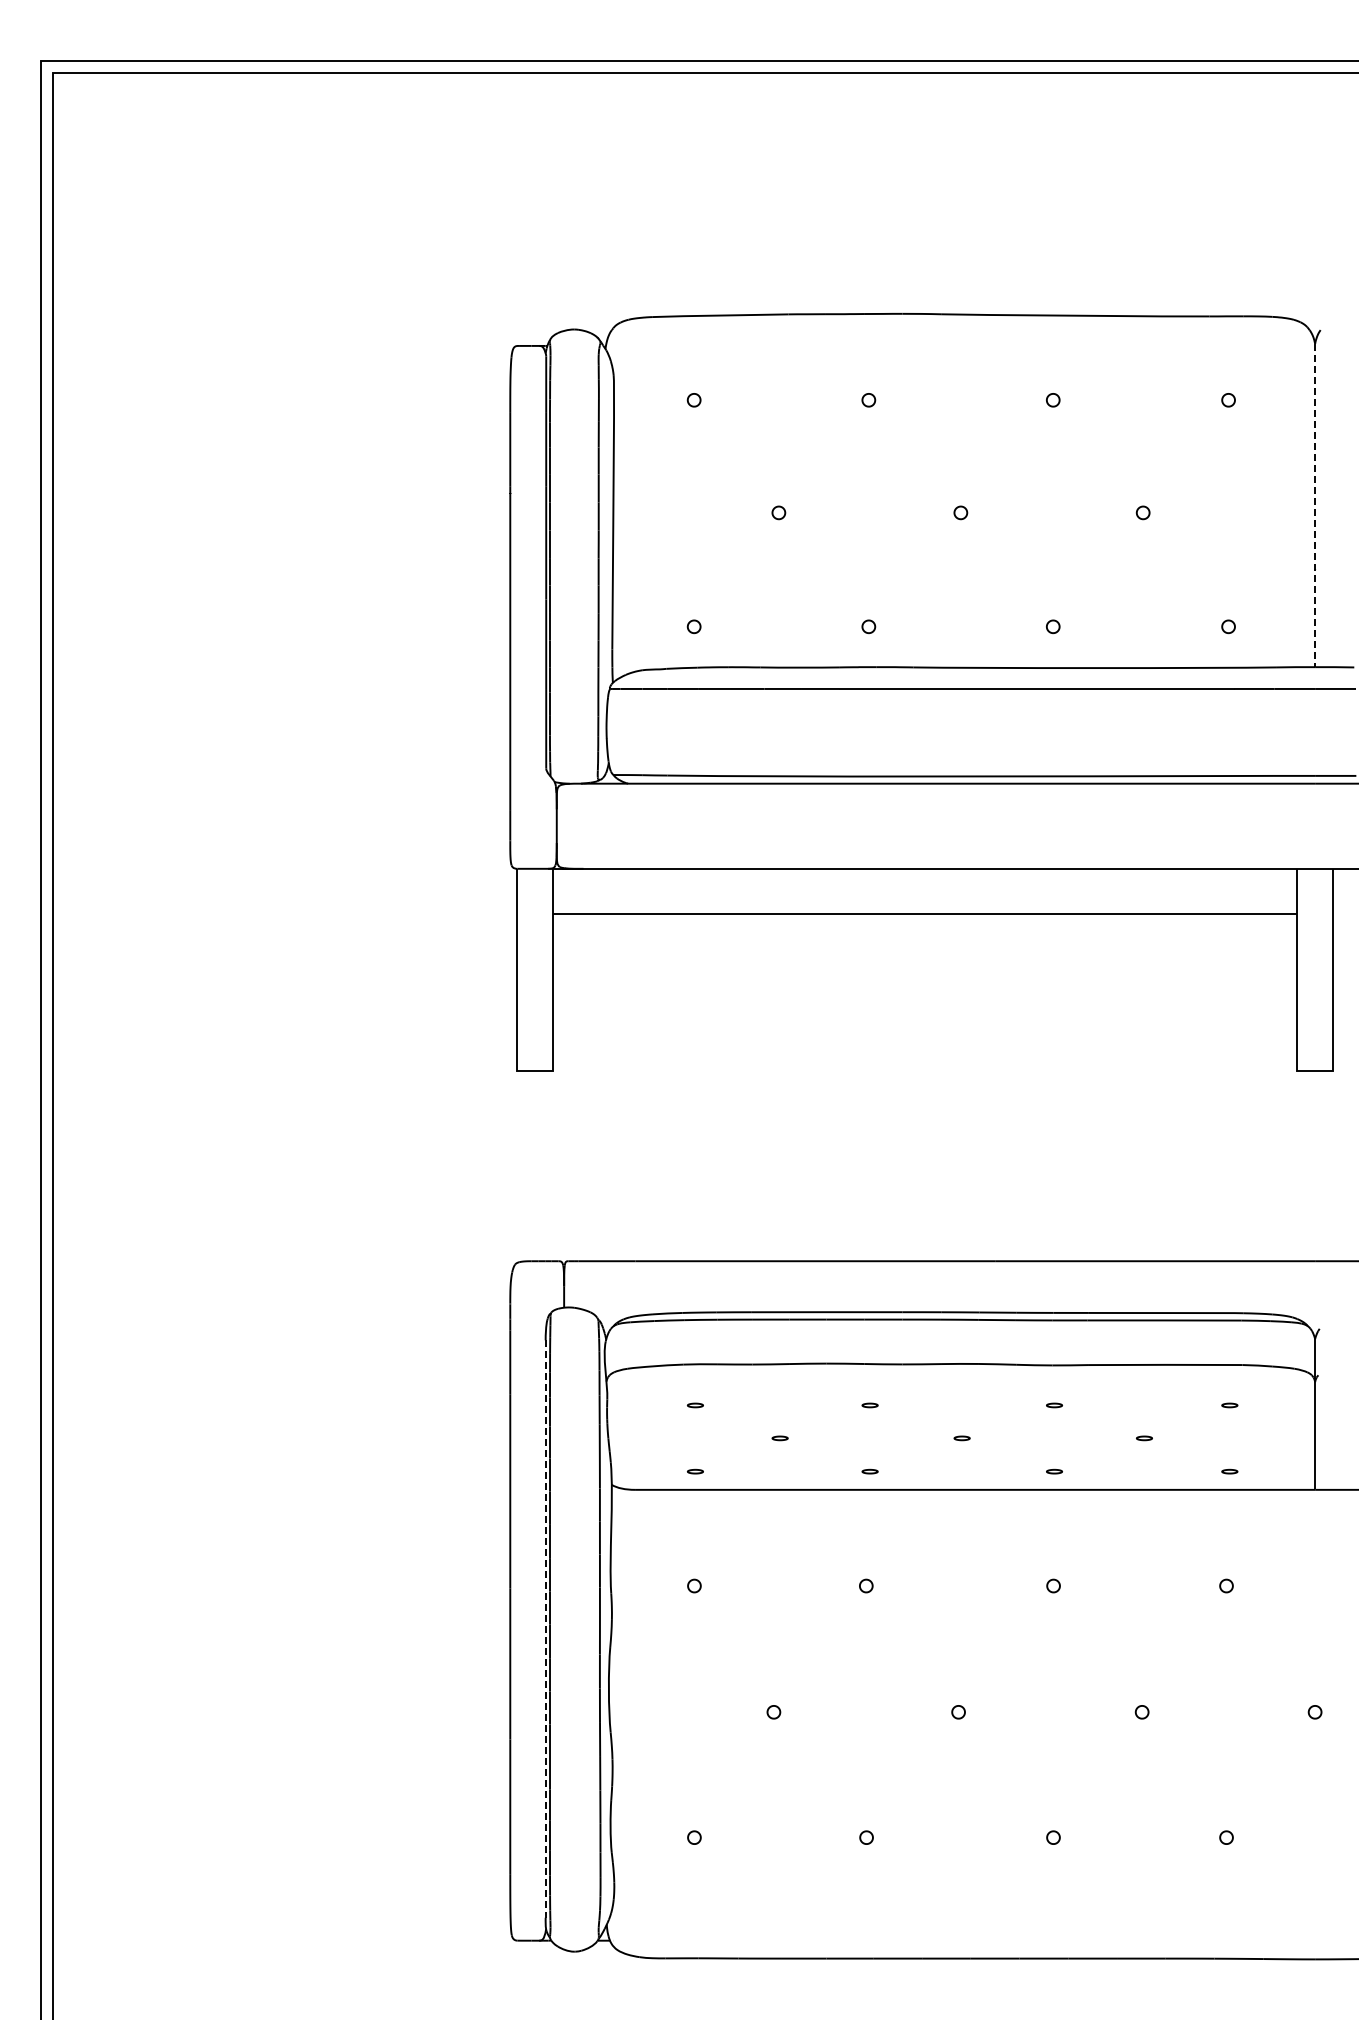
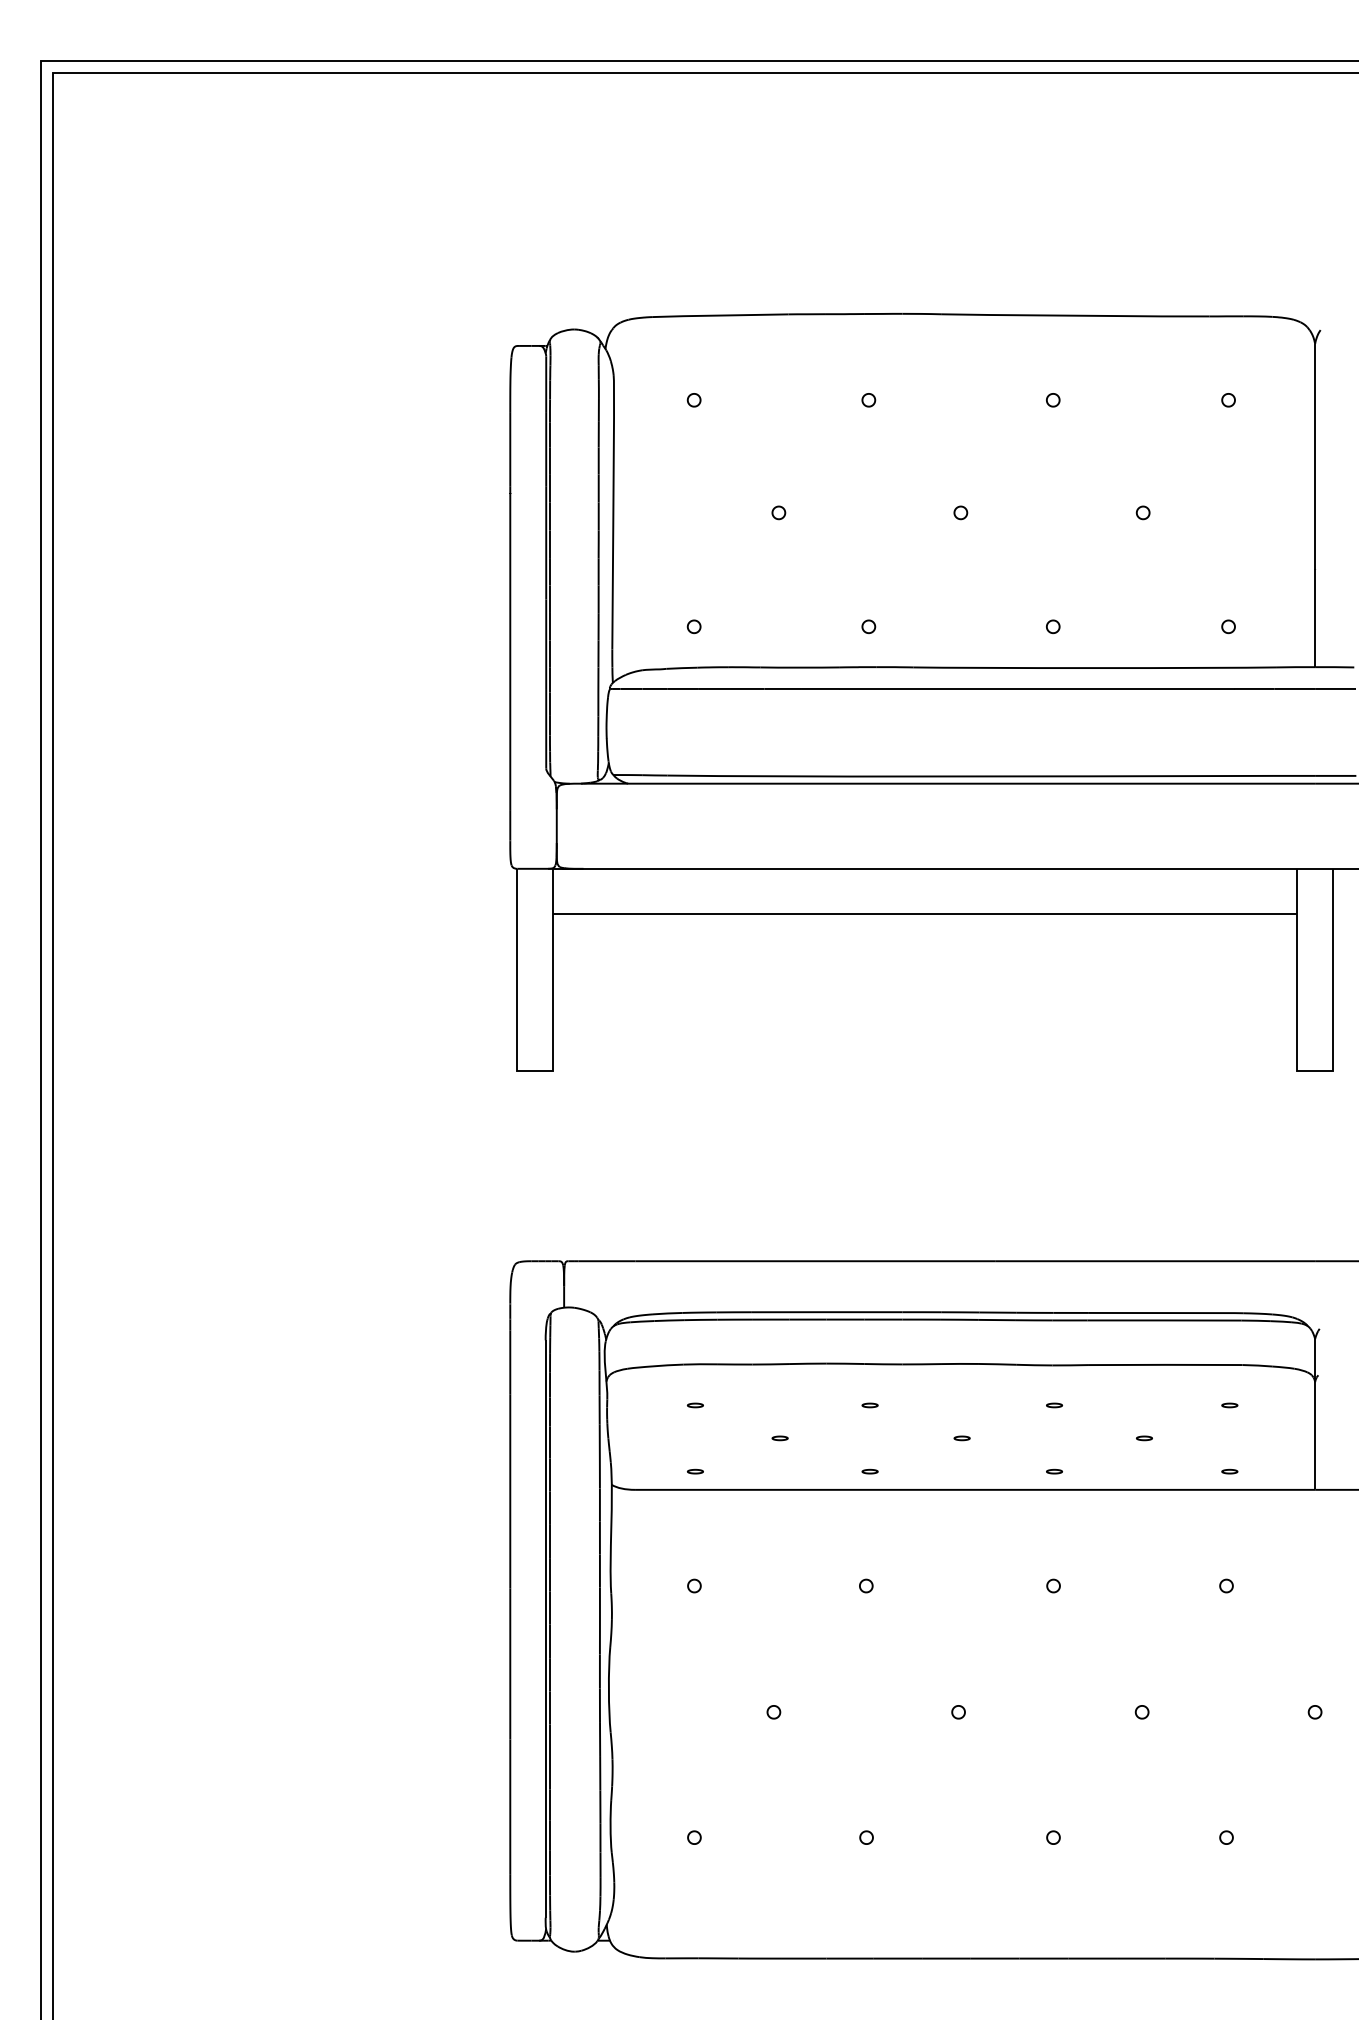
line: dashed -> solid (1315, 505)
line: dashed -> solid (545, 1629)
